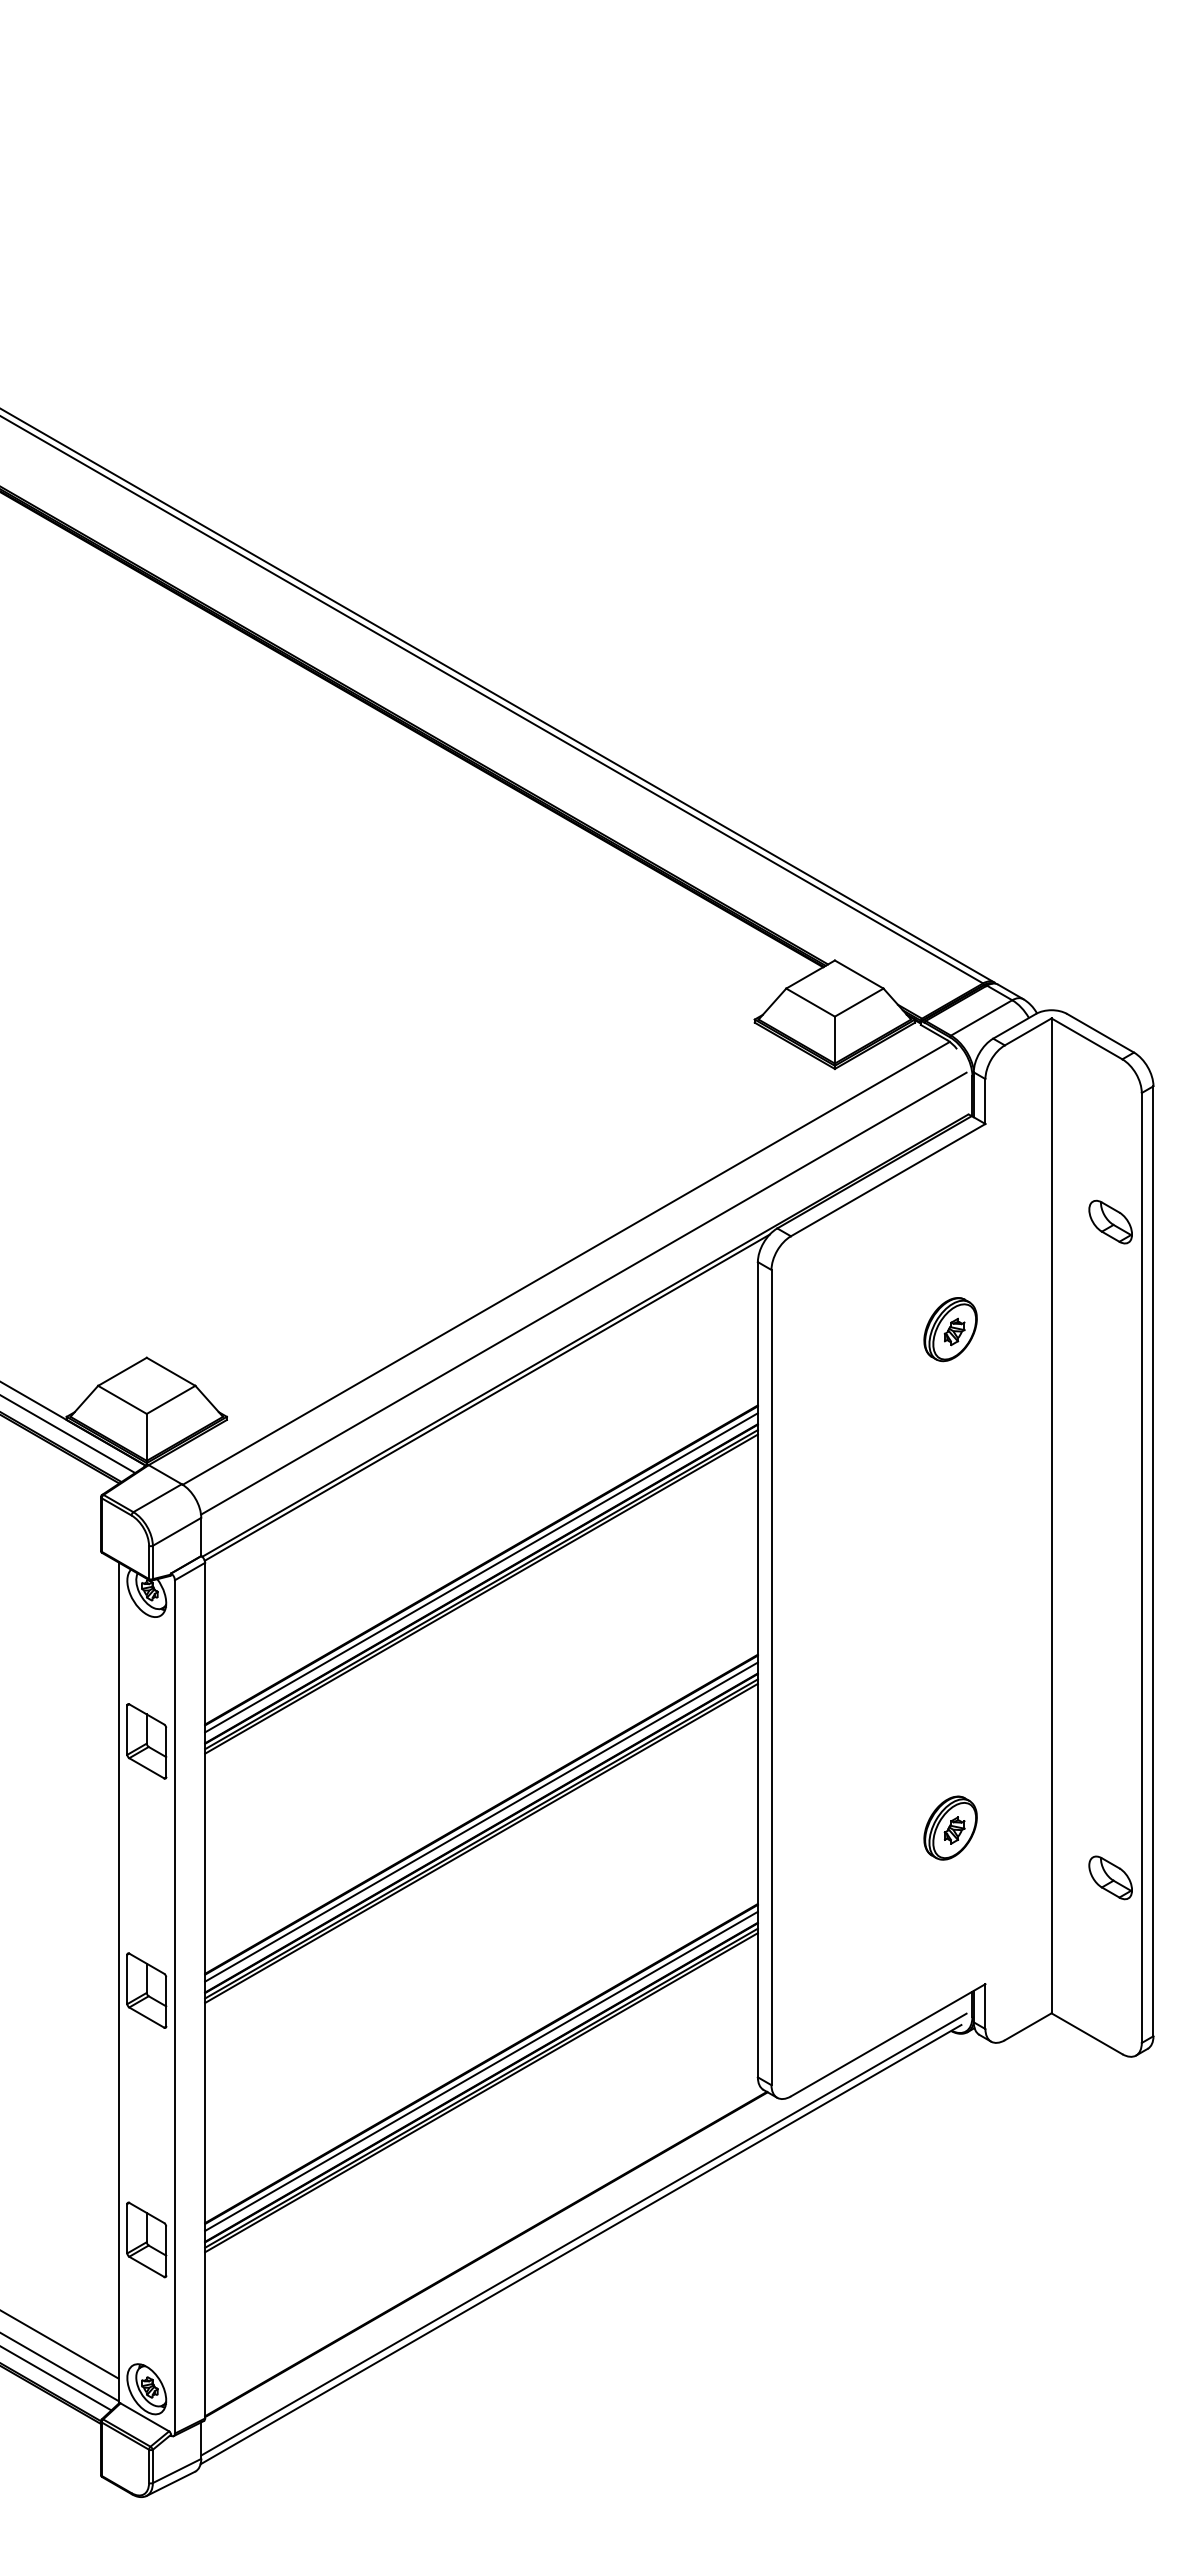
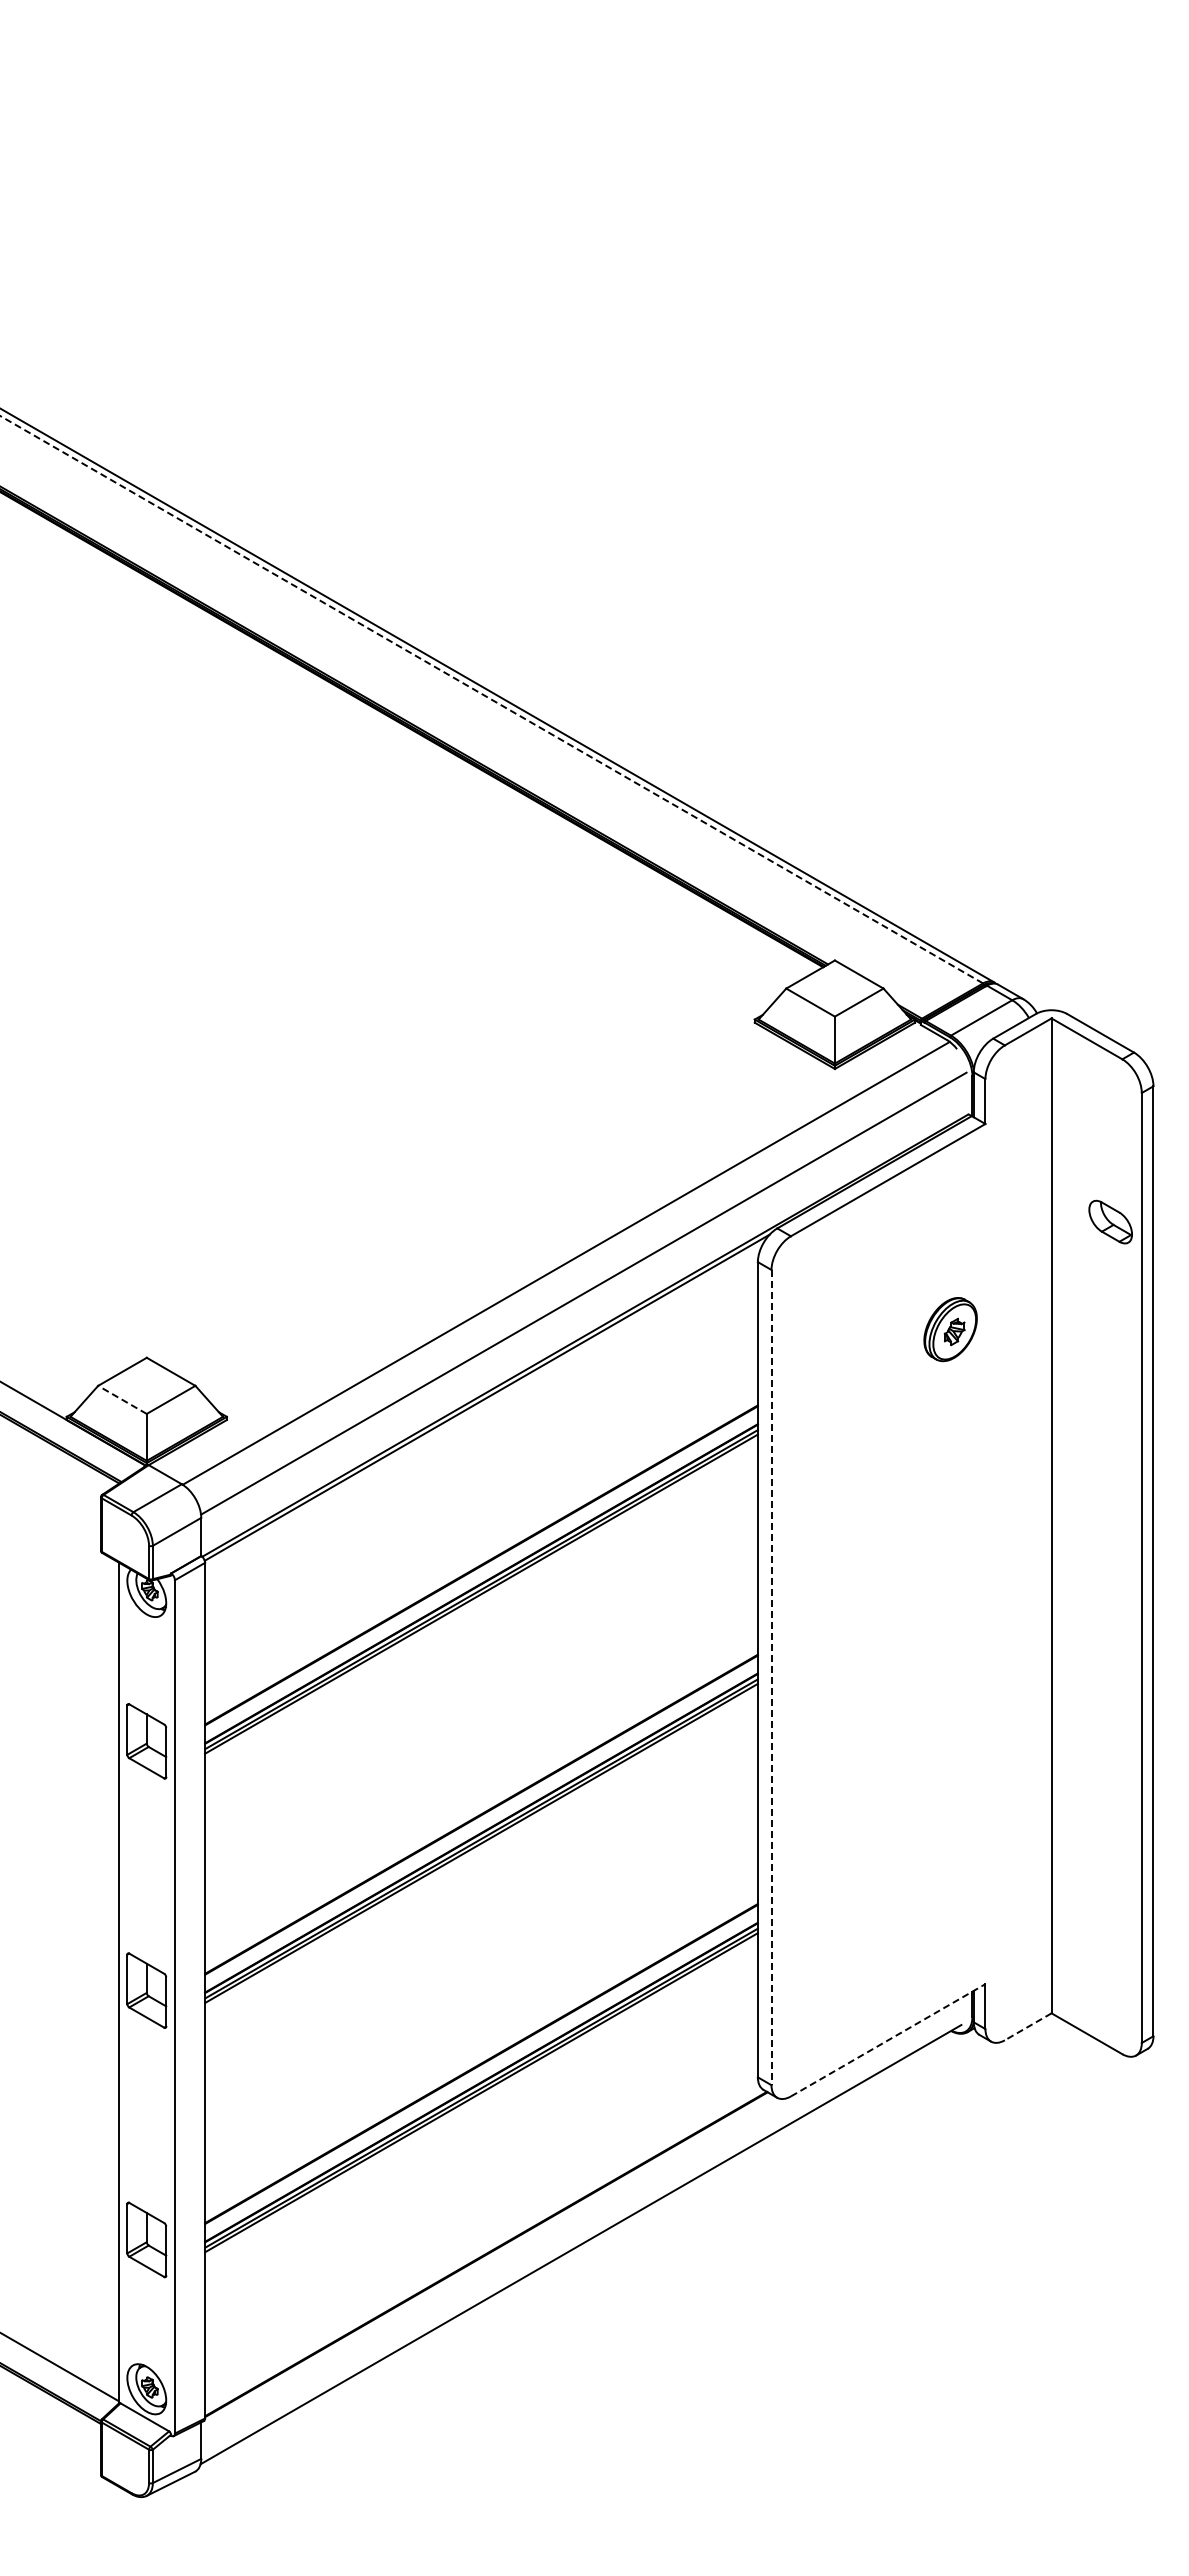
line: solid -> dashed (491, 699)
line: solid -> dashed (122, 1399)
line: present -> none (68, 1434)
line: present -> none (481, 1572)
line: solid -> dashed (771, 1677)
line: present -> none (481, 1821)
part: present -> none (950, 1827)
part: present -> none (1110, 1877)
line: solid -> dashed (1028, 2026)
line: solid -> dashed (888, 2040)
line: present -> none (481, 2070)
line: present -> none (583, 2234)
line: present -> none (60, 2344)
line: present -> none (56, 2378)
